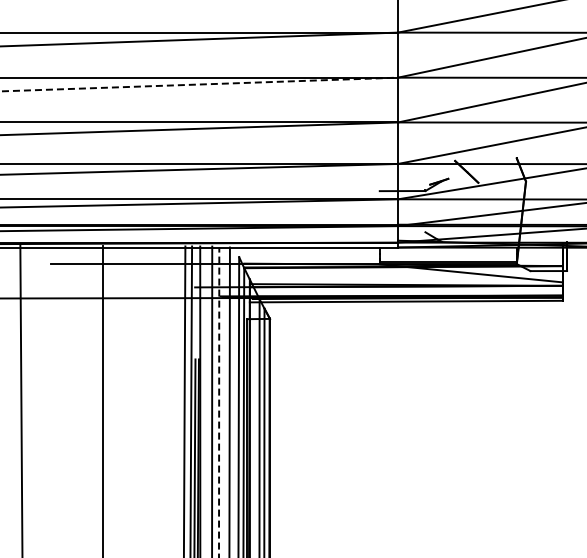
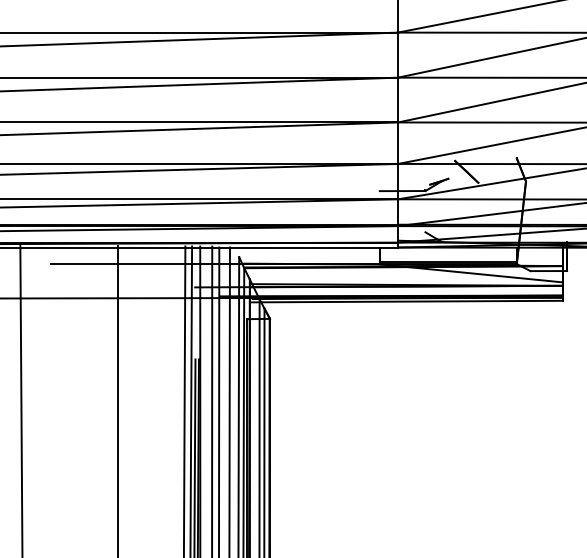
line: dashed -> solid (199, 84)
line position: (102, 400) -> (117, 400) (117, 400)
line: dashed -> solid (219, 402)
